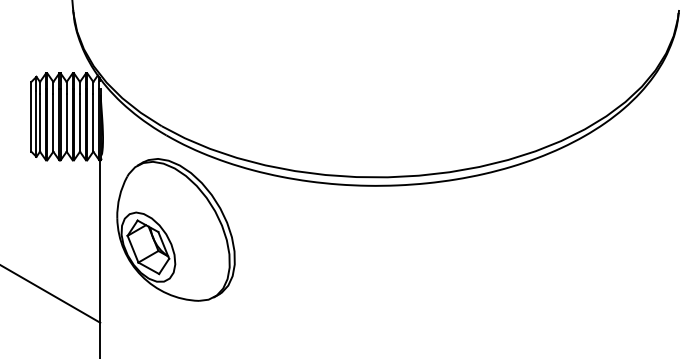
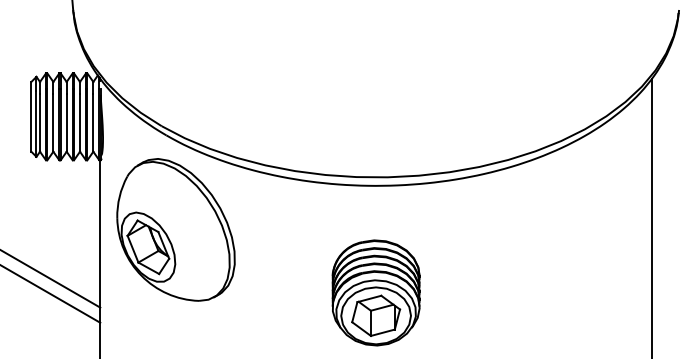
line: none -> present (651, 216)
line: none -> present (51, 279)
part: none -> present (375, 292)
